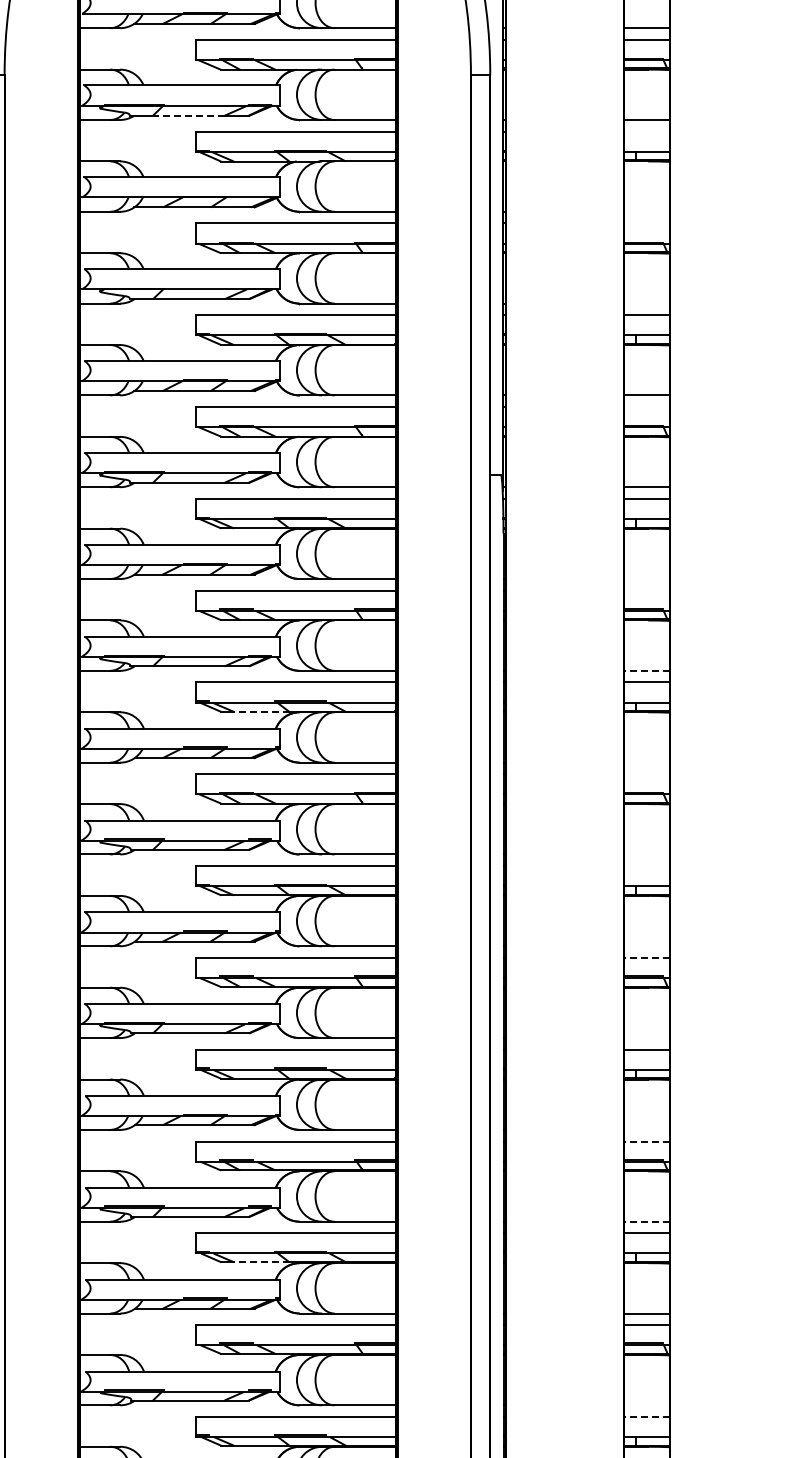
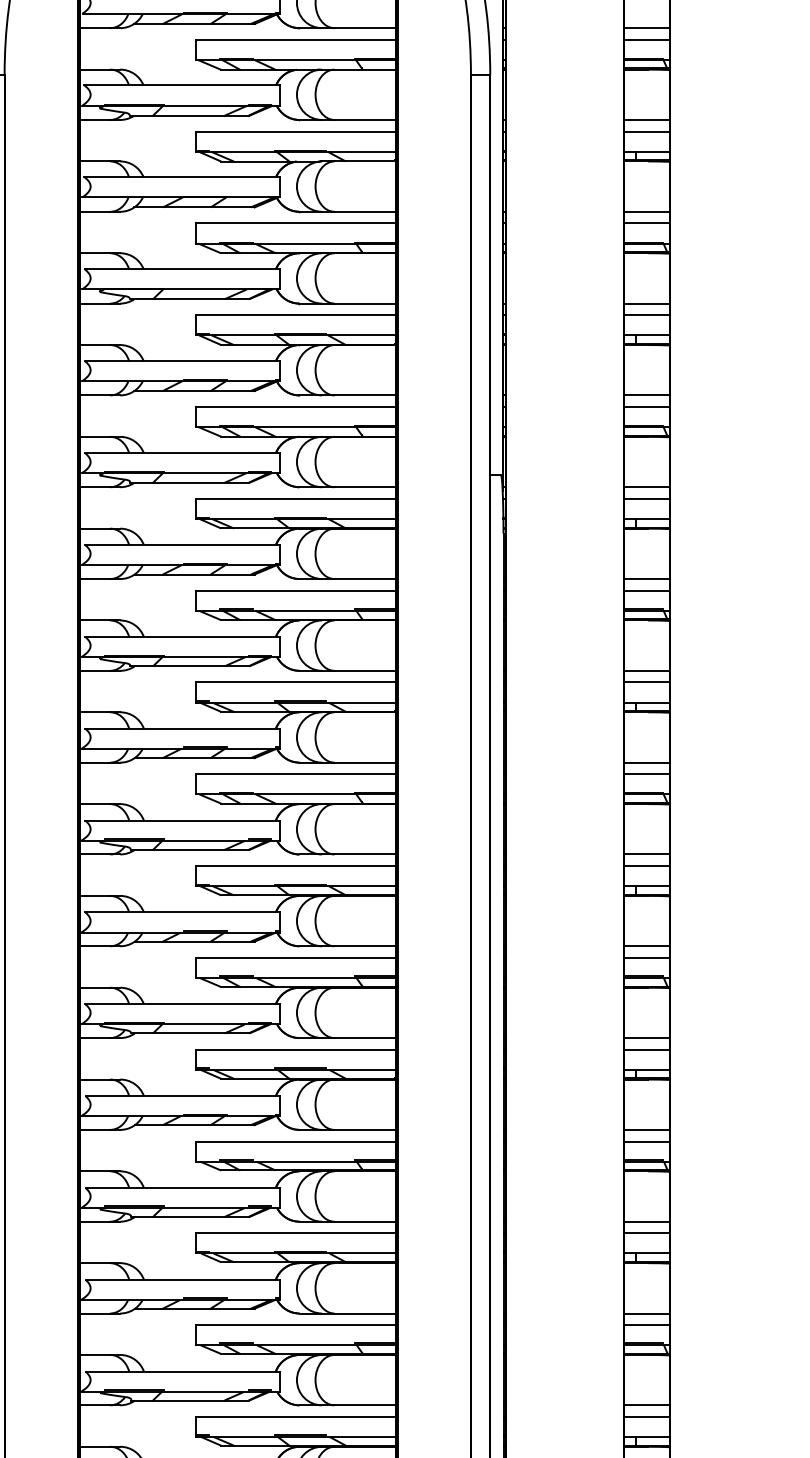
line: dashed -> solid (188, 115)
line: none -> present (646, 131)
line: none -> present (646, 211)
line: none -> present (646, 223)
line: none -> present (646, 303)
line: none -> present (646, 407)
line: none -> present (646, 579)
line: none -> present (646, 590)
line: dashed -> solid (646, 670)
line: dashed -> solid (261, 711)
line: none -> present (646, 762)
line: none -> present (646, 774)
line: none -> present (646, 854)
line: none -> present (646, 866)
line: none -> present (646, 946)
line: dashed -> solid (646, 957)
line: none -> present (646, 1038)
line: none -> present (646, 1129)
line: dashed -> solid (646, 1141)
line: dashed -> solid (646, 1221)
line: dashed -> solid (261, 1262)
line: none -> present (646, 1405)
line: dashed -> solid (646, 1416)
